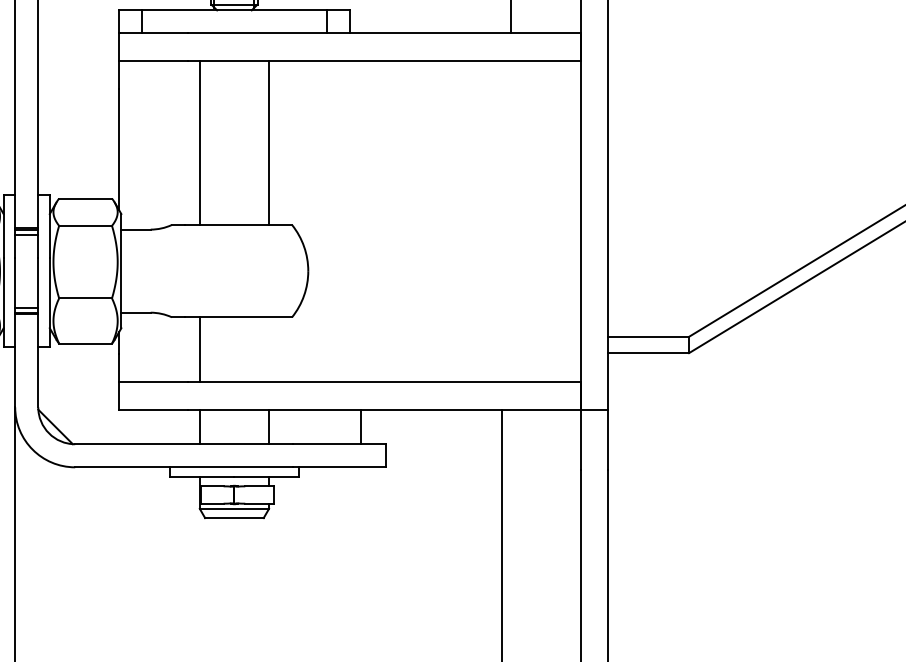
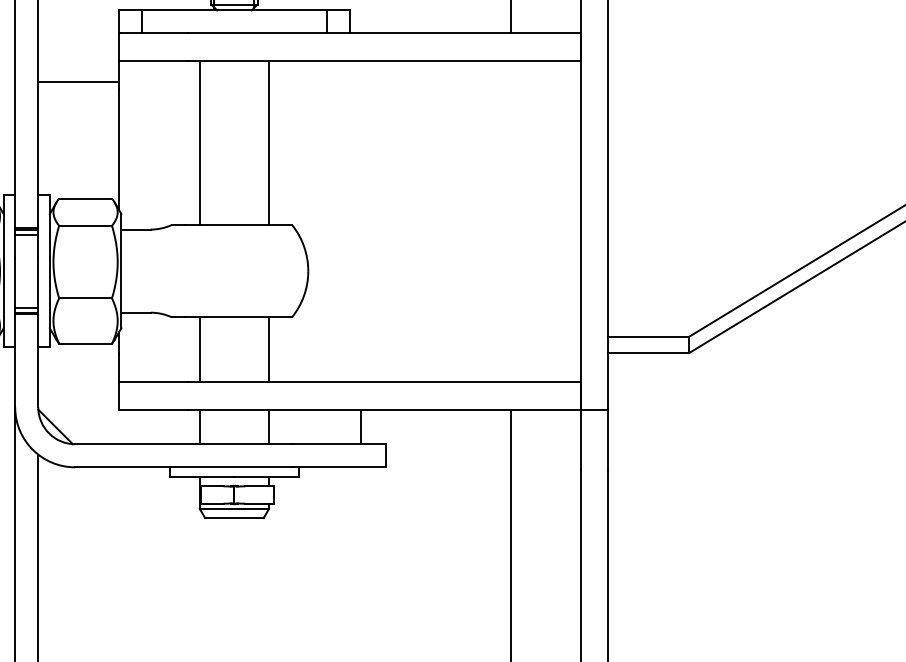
line: none -> present (78, 81)
line: none -> present (269, 349)
line position: (502, 533) -> (511, 533) (511, 533)
line: none -> present (38, 556)
